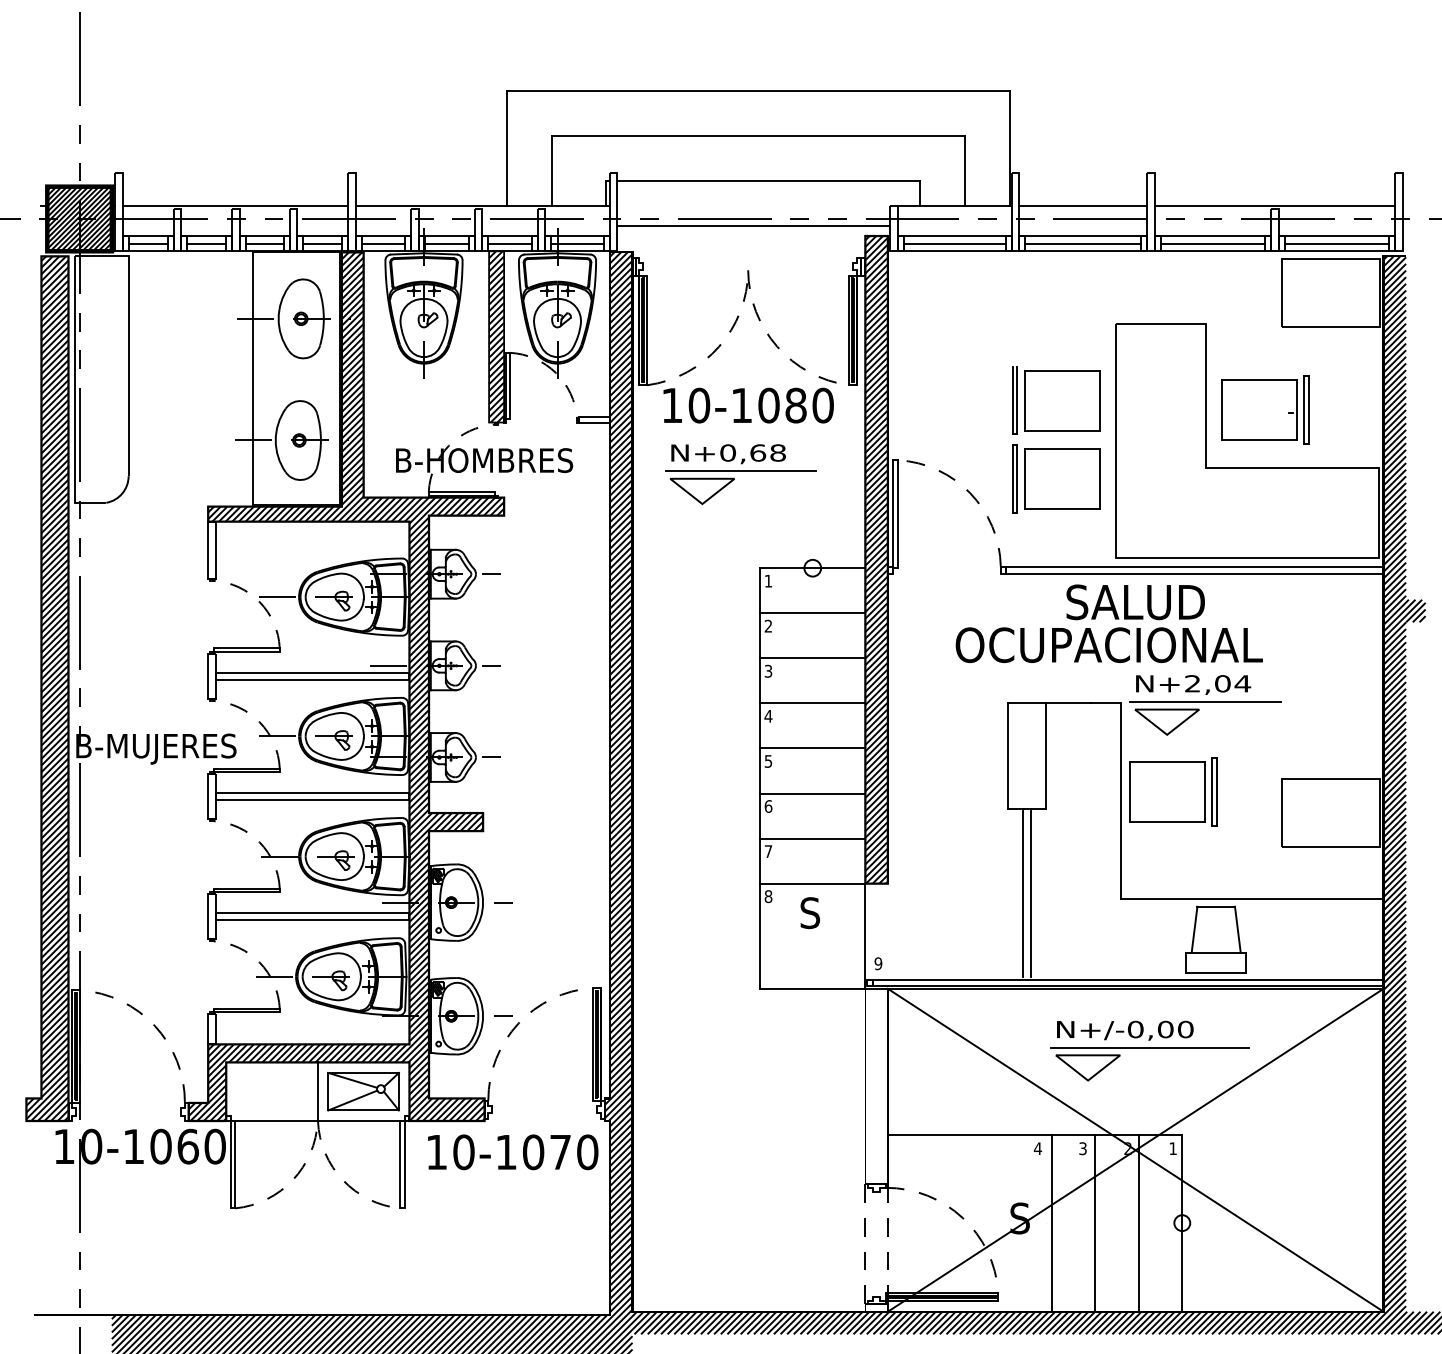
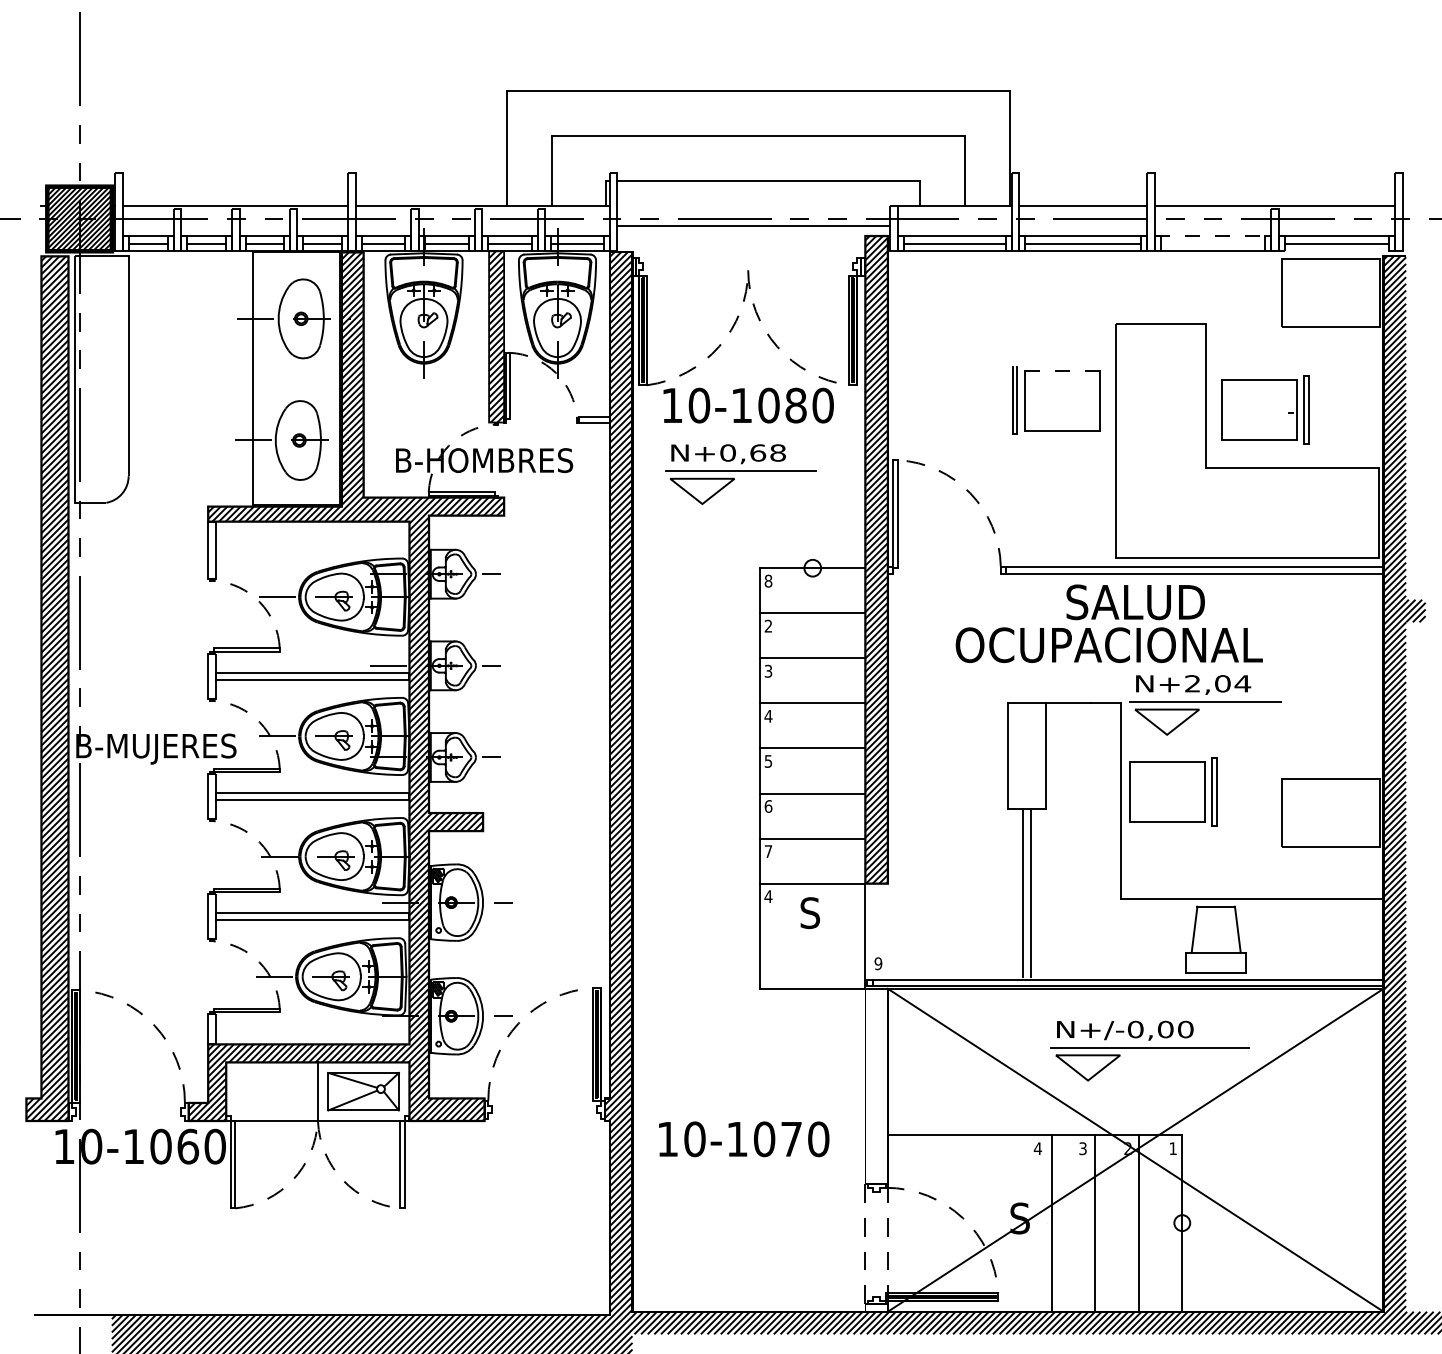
line: solid -> dashed (1213, 236)
line: present -> none (1212, 243)
line: present -> none (1336, 251)
line: solid -> dashed (1062, 370)
part: present -> none (1056, 478)
text: 1 -> 8 (768, 580)
text: 8 -> 4 (768, 896)
text position: (513, 1152) -> (744, 1139) (744, 1139)
